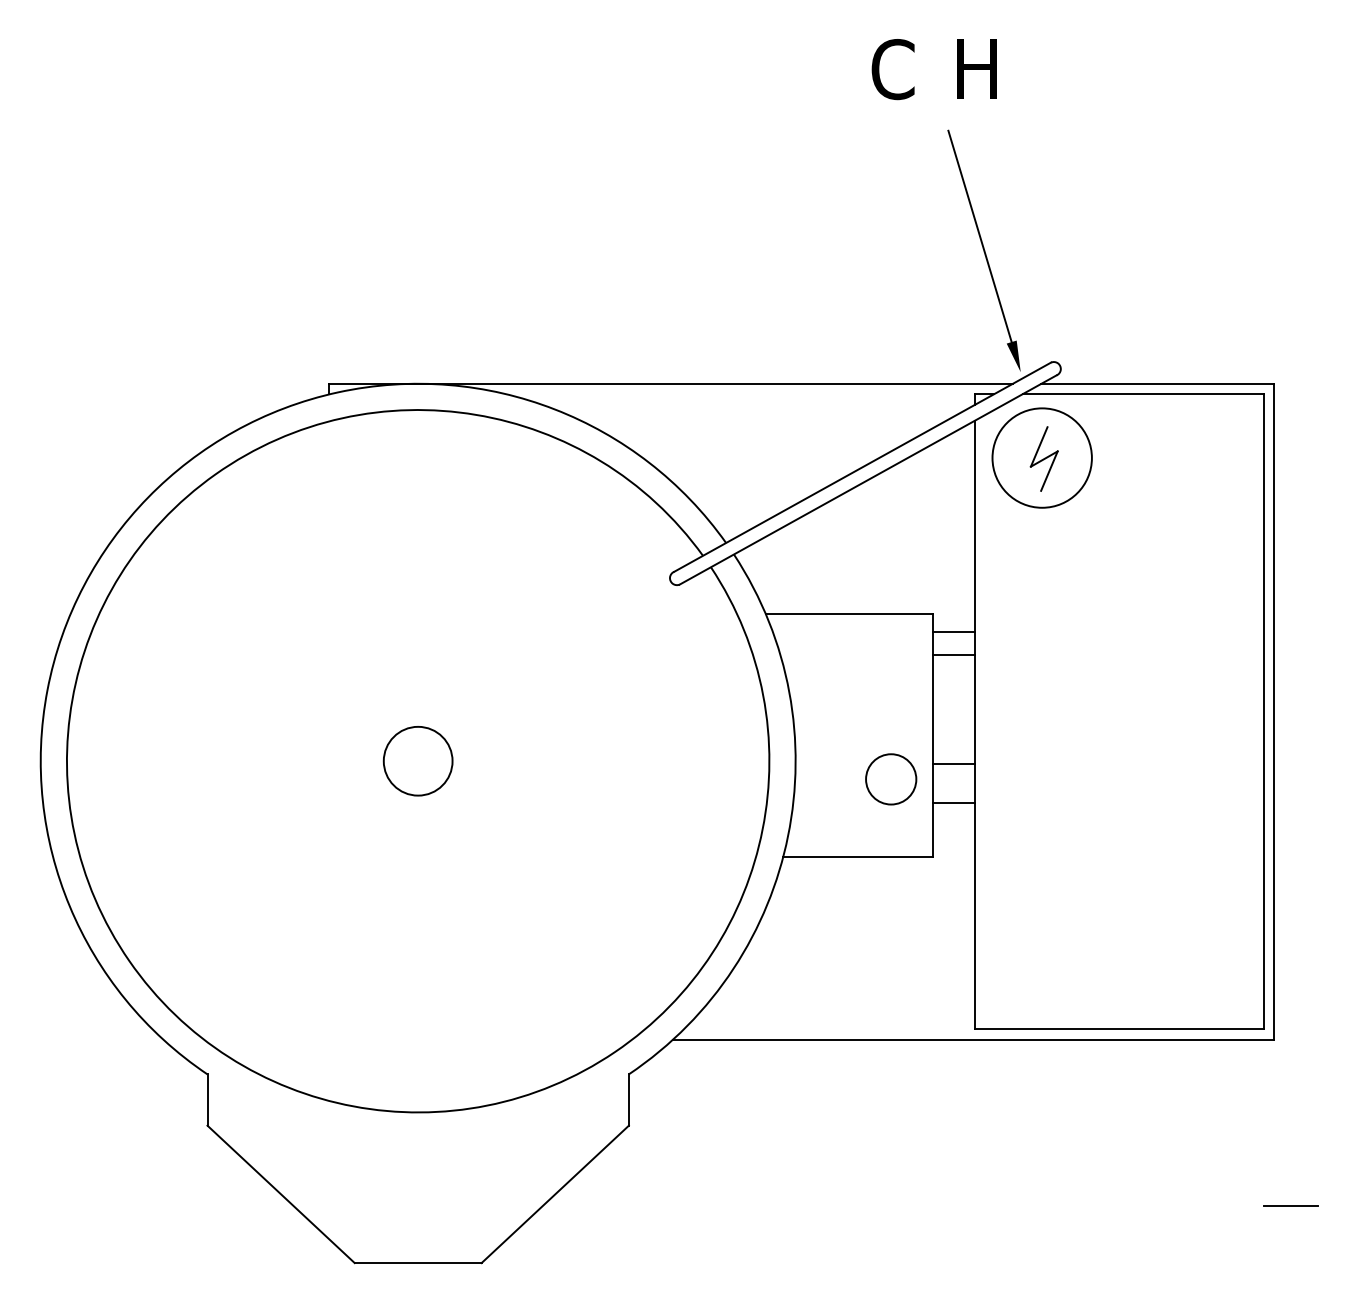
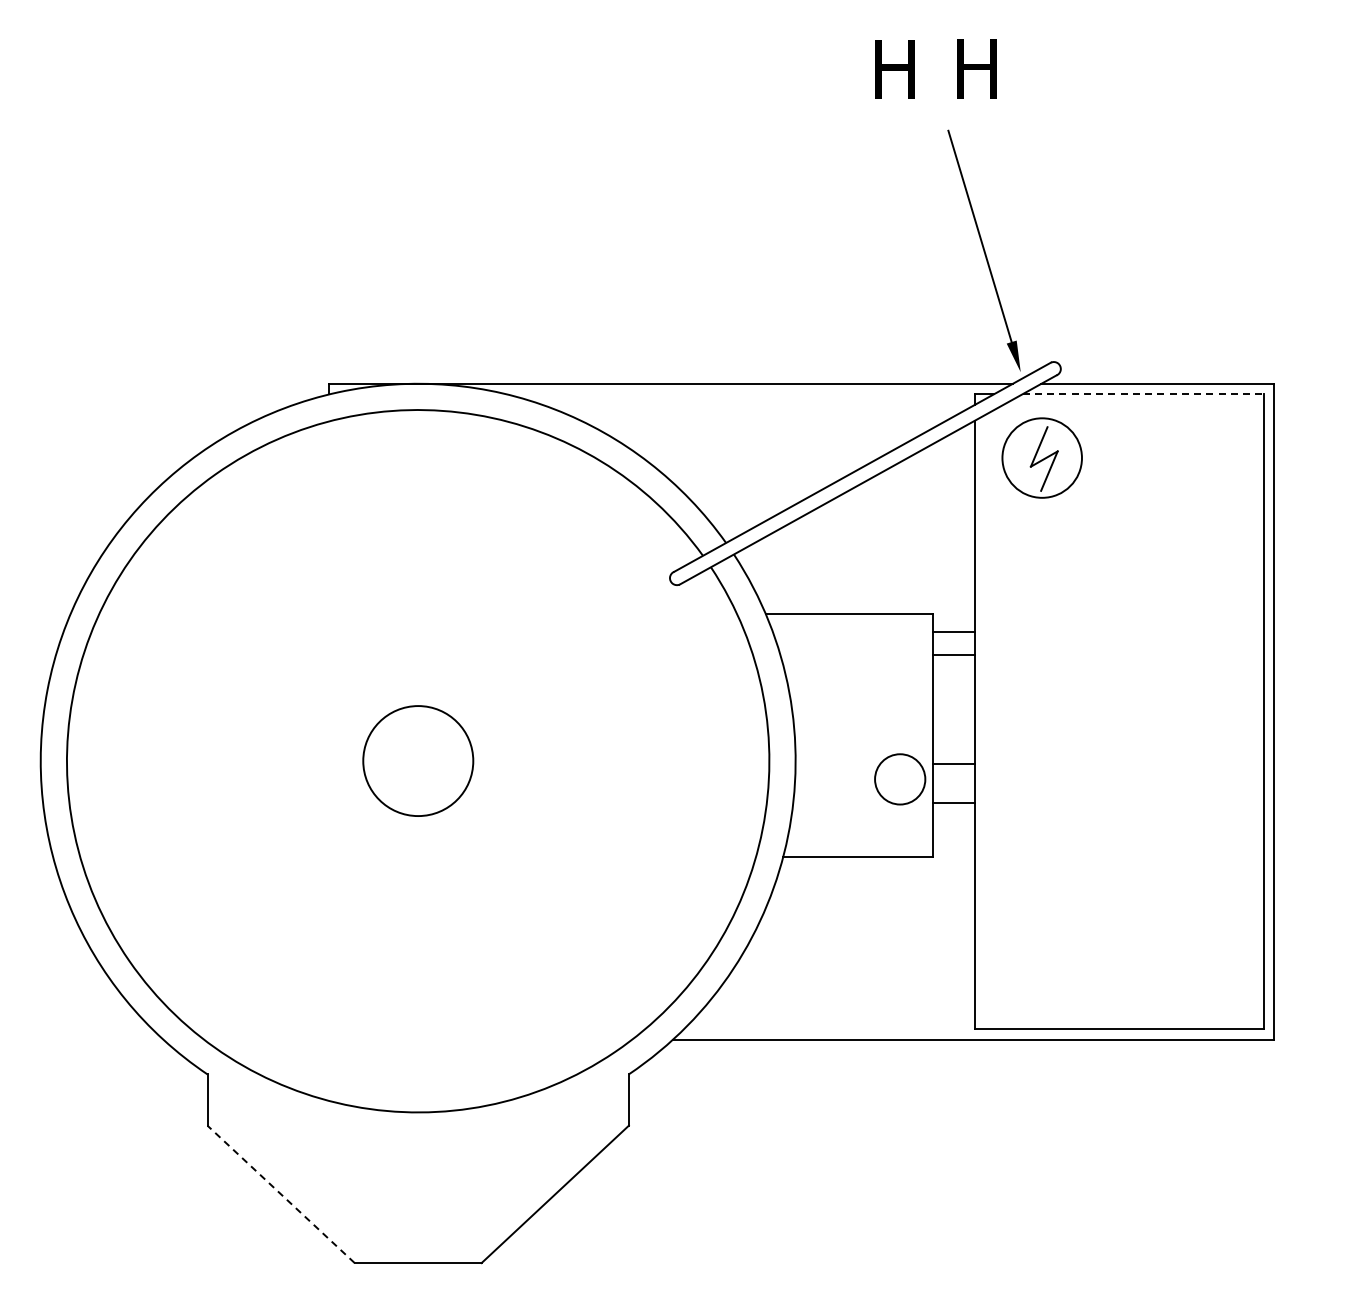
text: C -> H (892, 69)
line: solid -> dashed (1143, 394)
circle diameter: 99 px -> 80 px (1041, 457)
circle size: 72x71 px -> 113x112 px (418, 760)
circle position: (891, 779) -> (900, 779) (900, 779)
line: solid -> dashed (281, 1194)
line: present -> none (1290, 1206)
